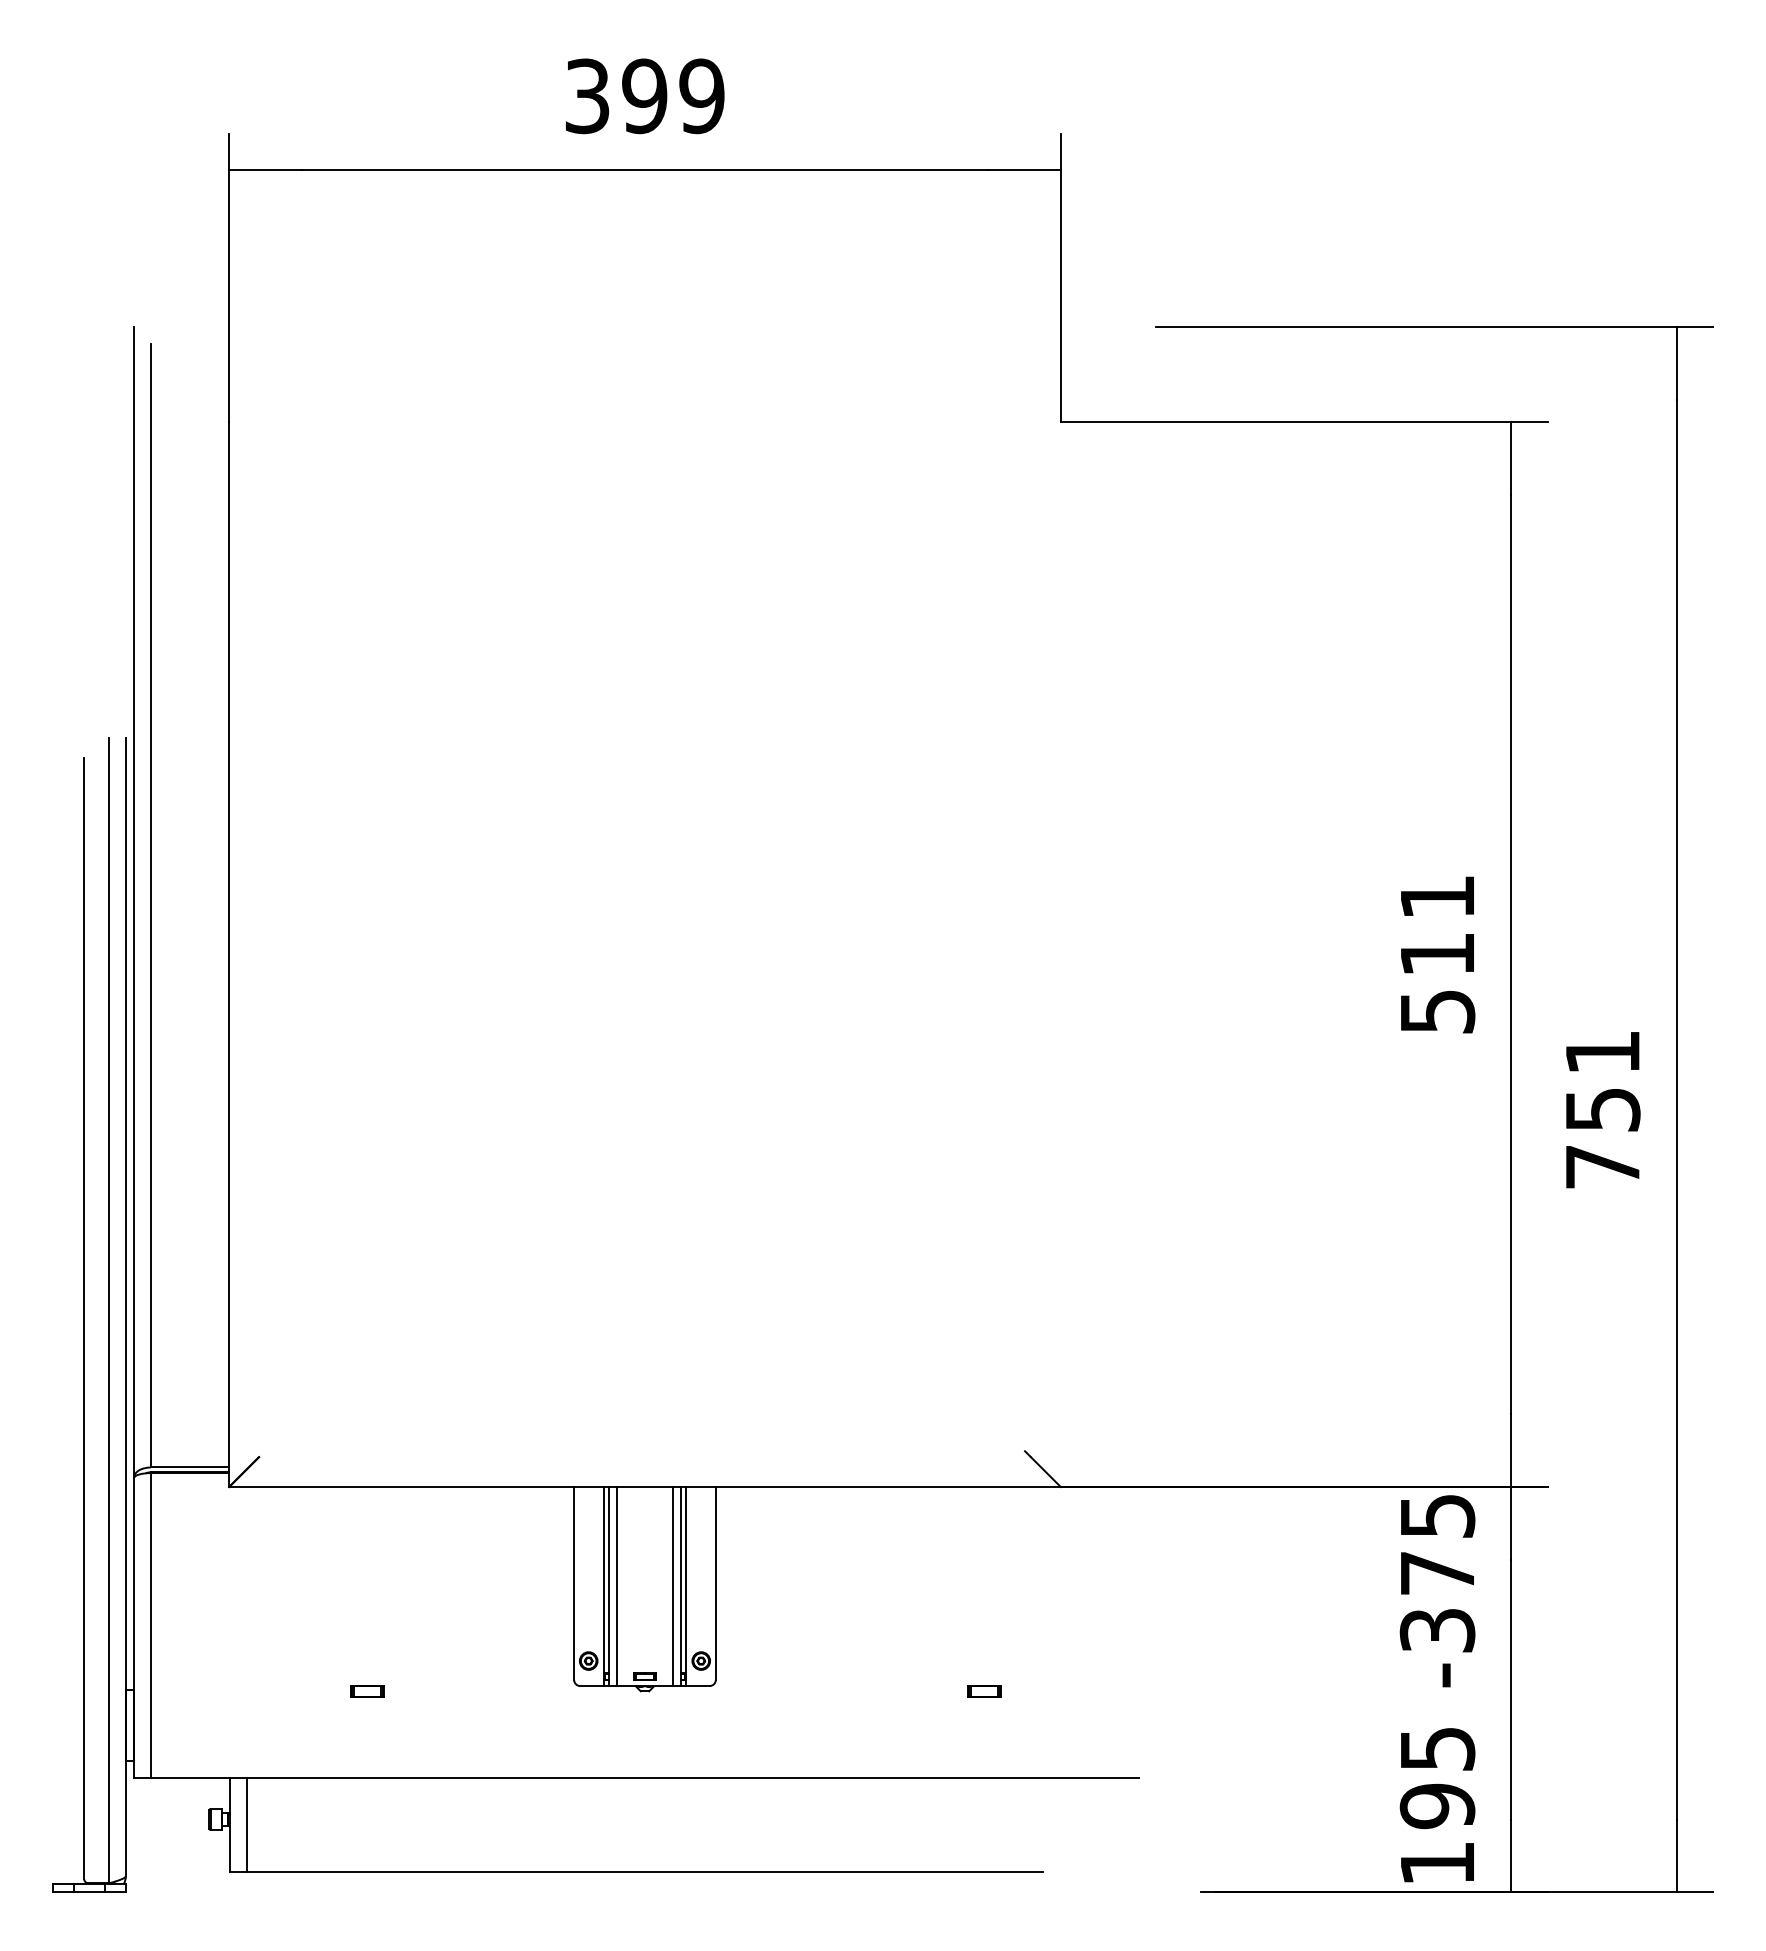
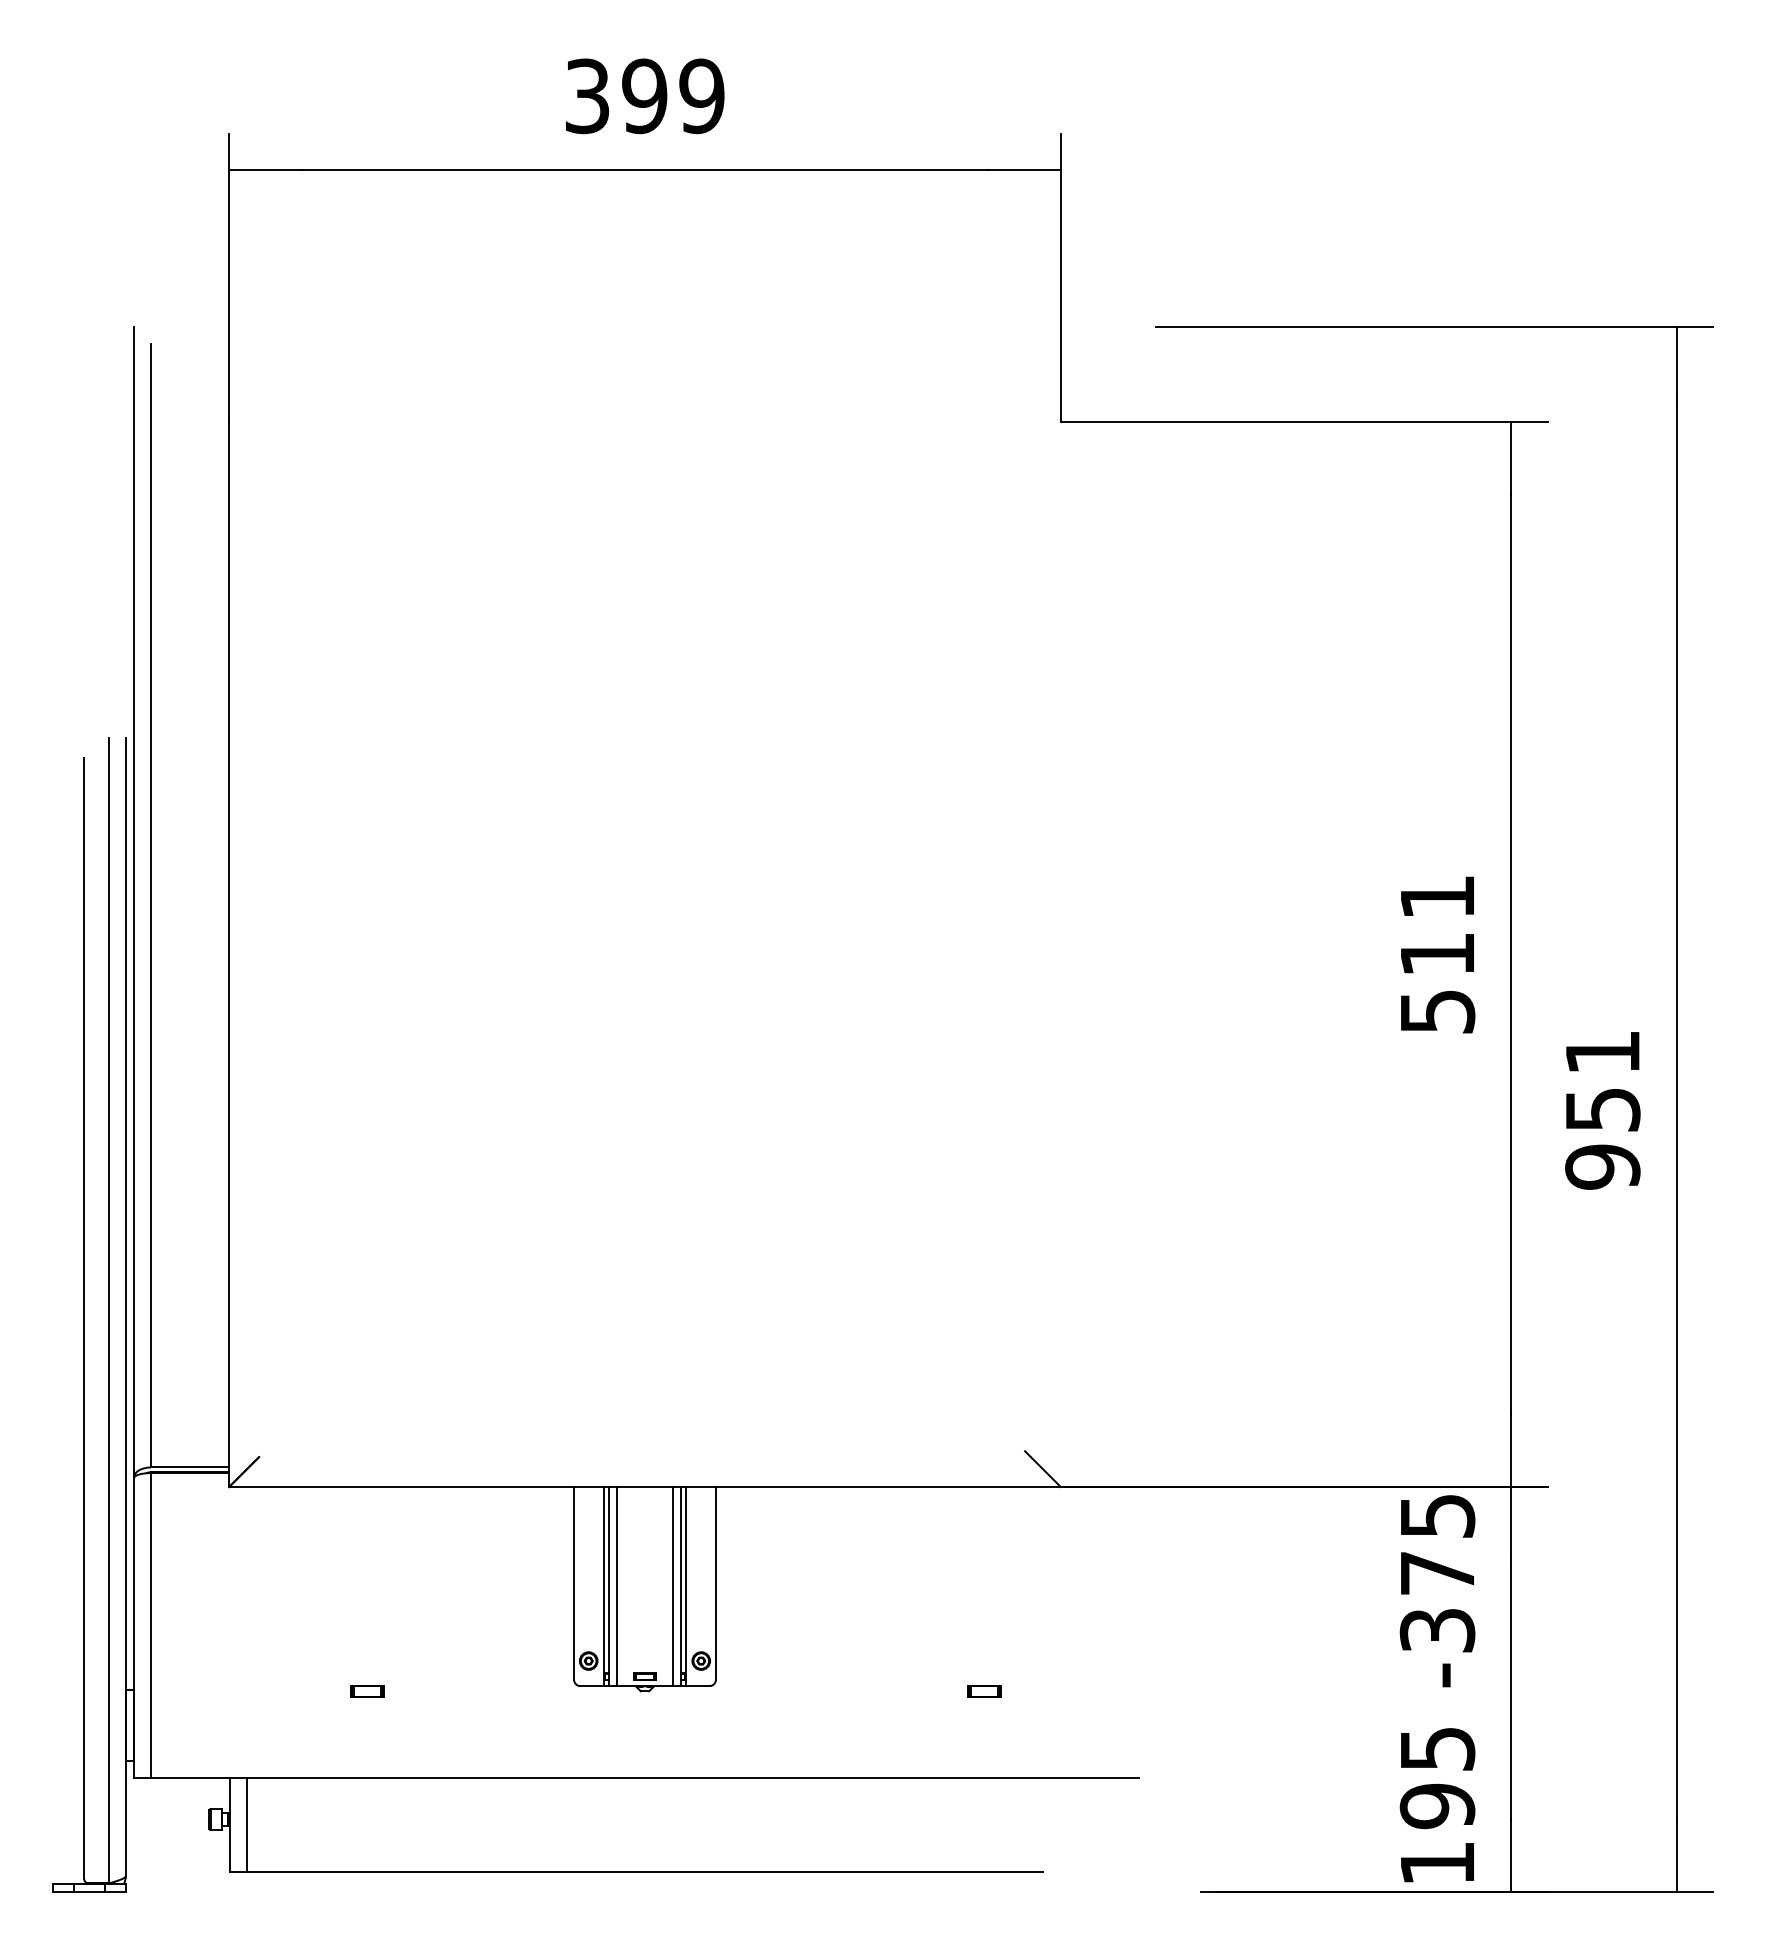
text: 751 -> 951 (1602, 1166)
